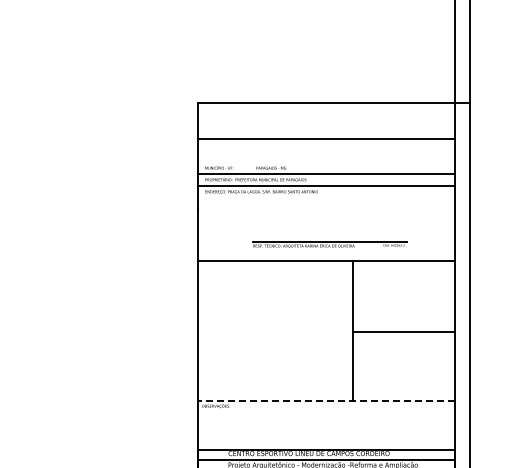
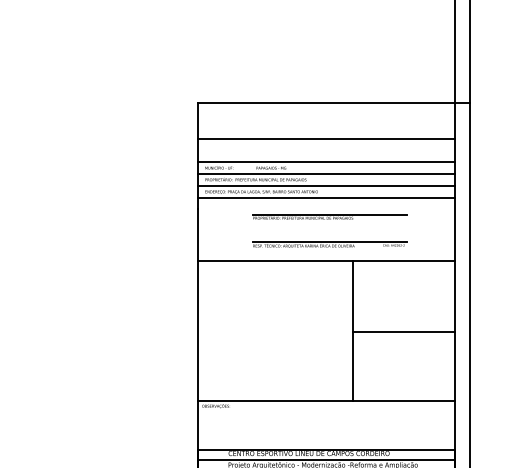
line: none -> present (326, 162)
line: none -> present (326, 197)
part: none -> present (329, 216)
line: dashed -> solid (326, 401)
